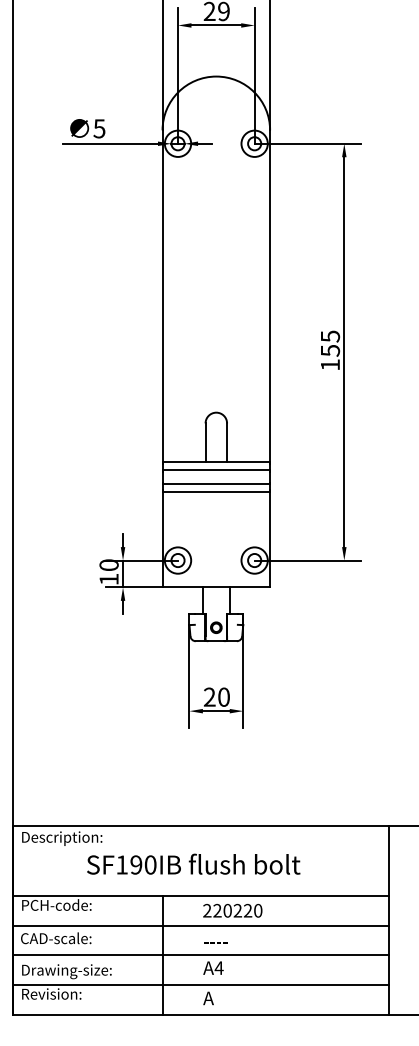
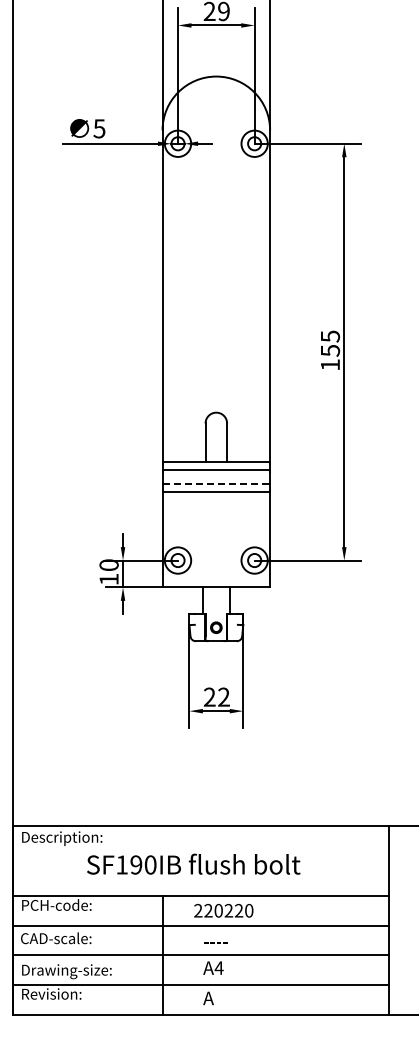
line: solid -> dashed (216, 483)
text: 20 -> 22 (223, 696)
text position: (232, 910) -> (223, 910) (223, 910)
